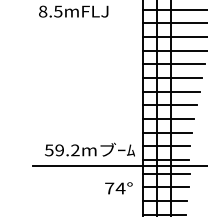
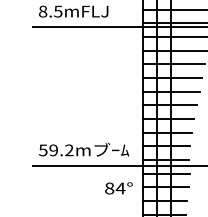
line: none -> present (118, 27)
text position: (89, 149) -> (83, 149) (83, 149)
text: 74° -> 84° (109, 188)
